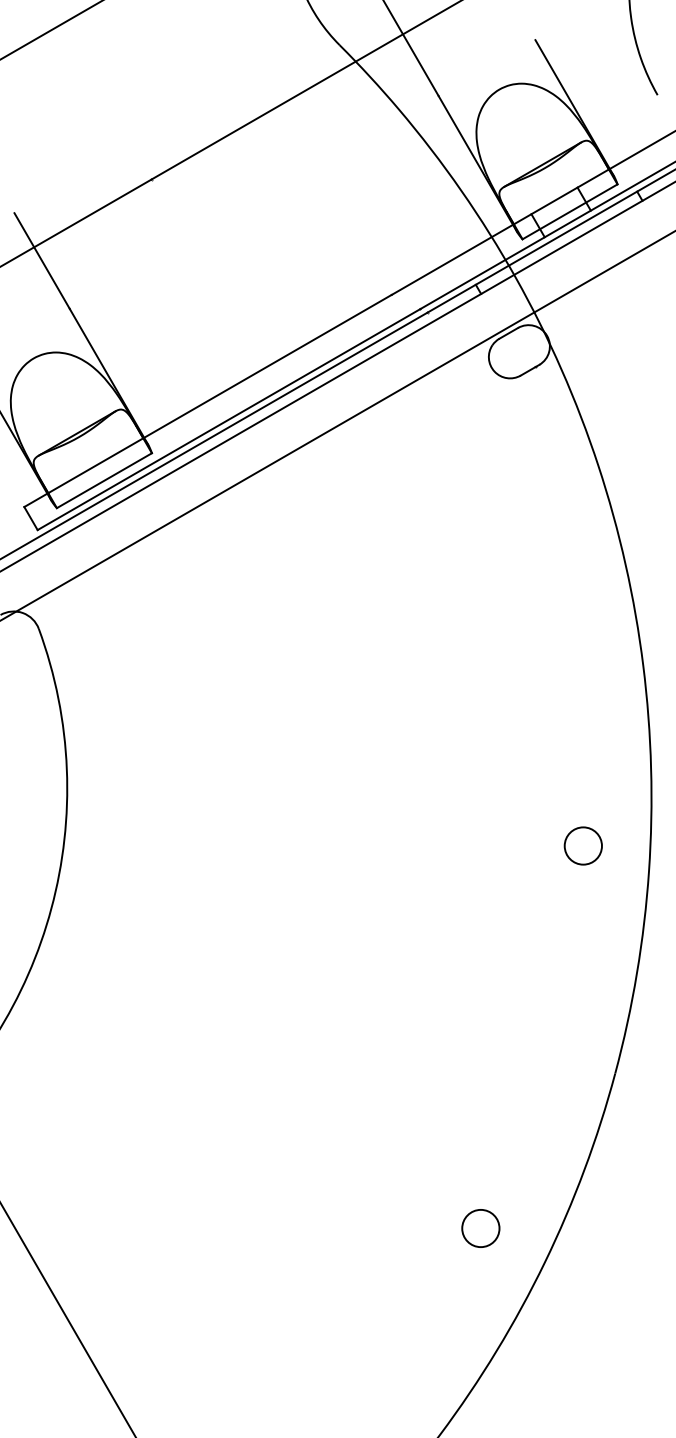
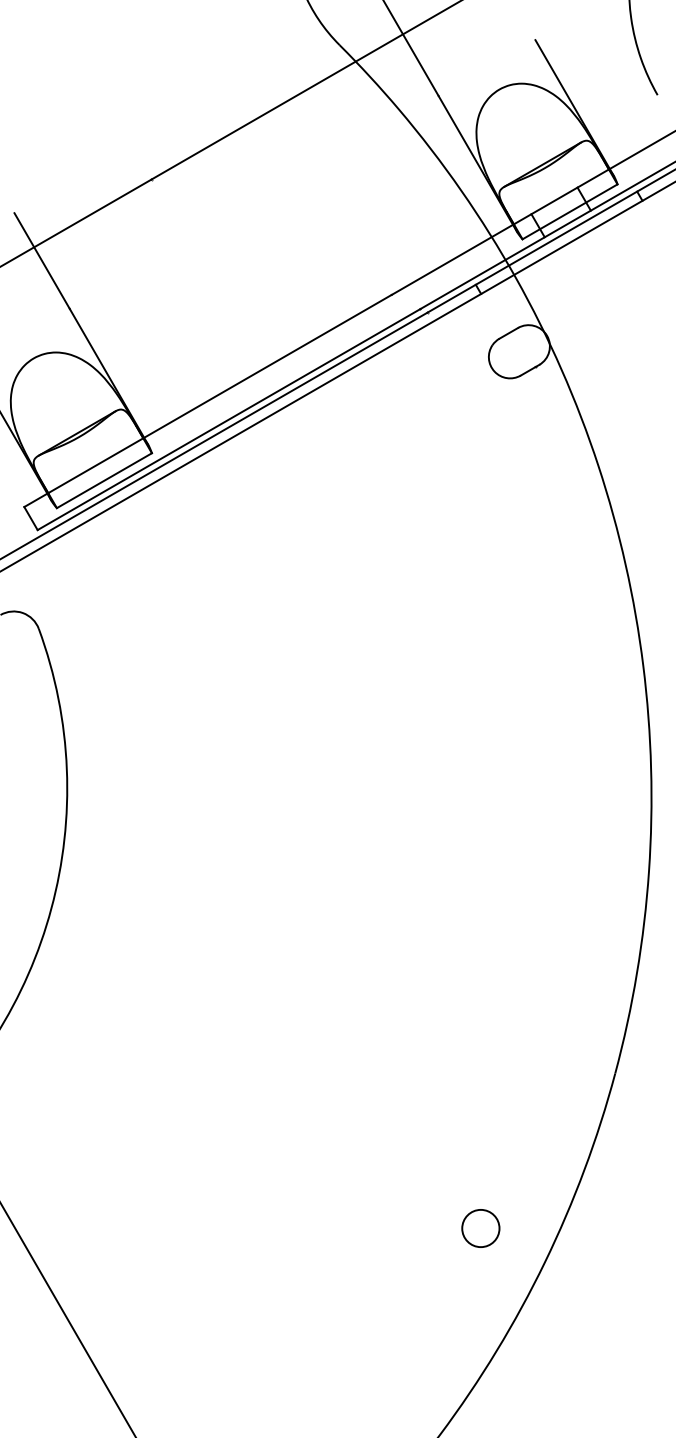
line: present -> none (51, 30)
line: present -> none (337, 425)
circle: present -> none (582, 845)
